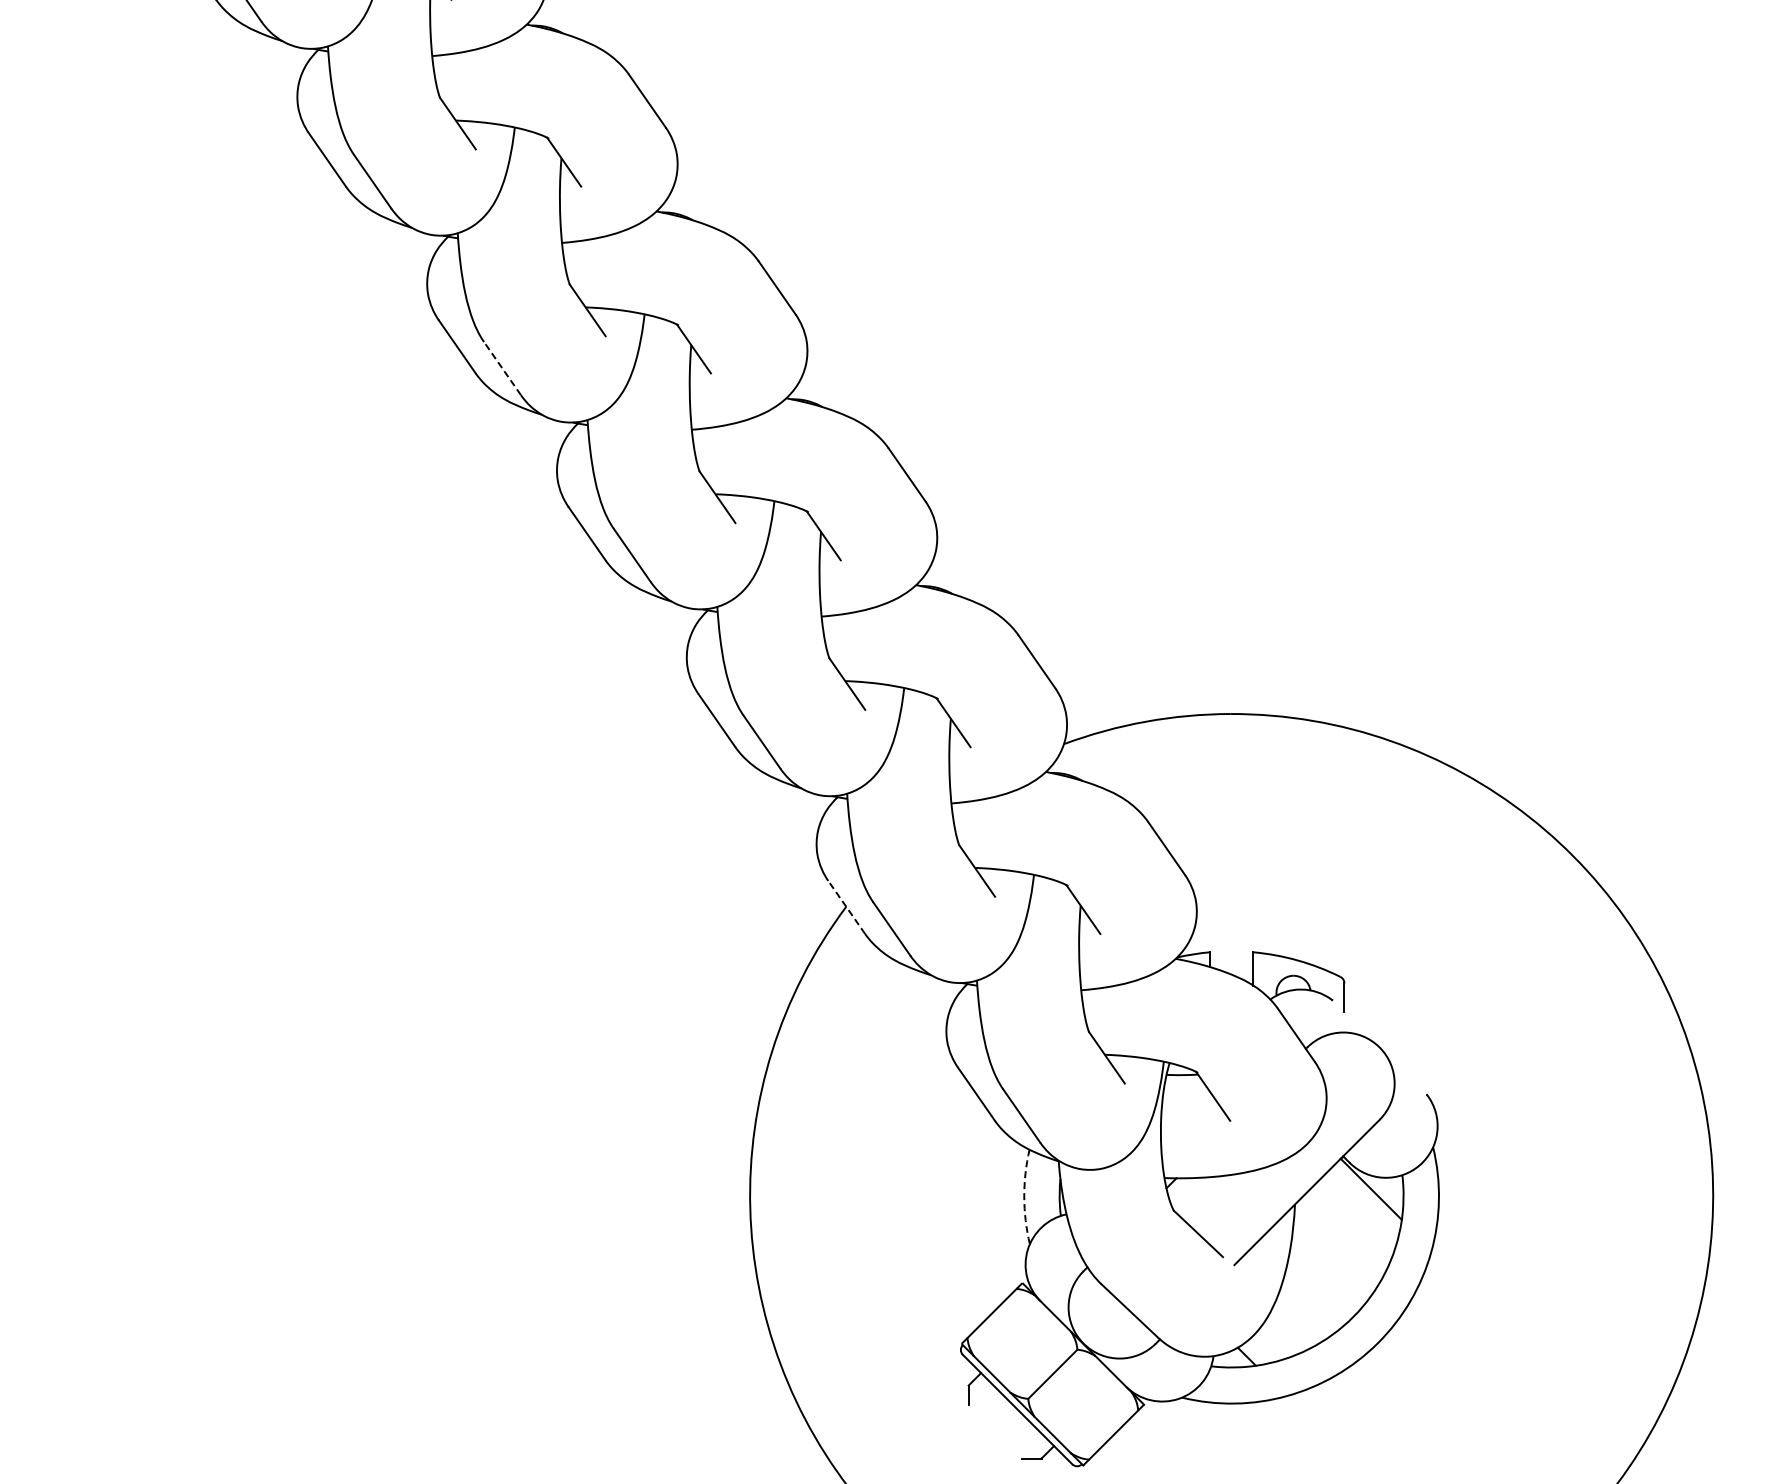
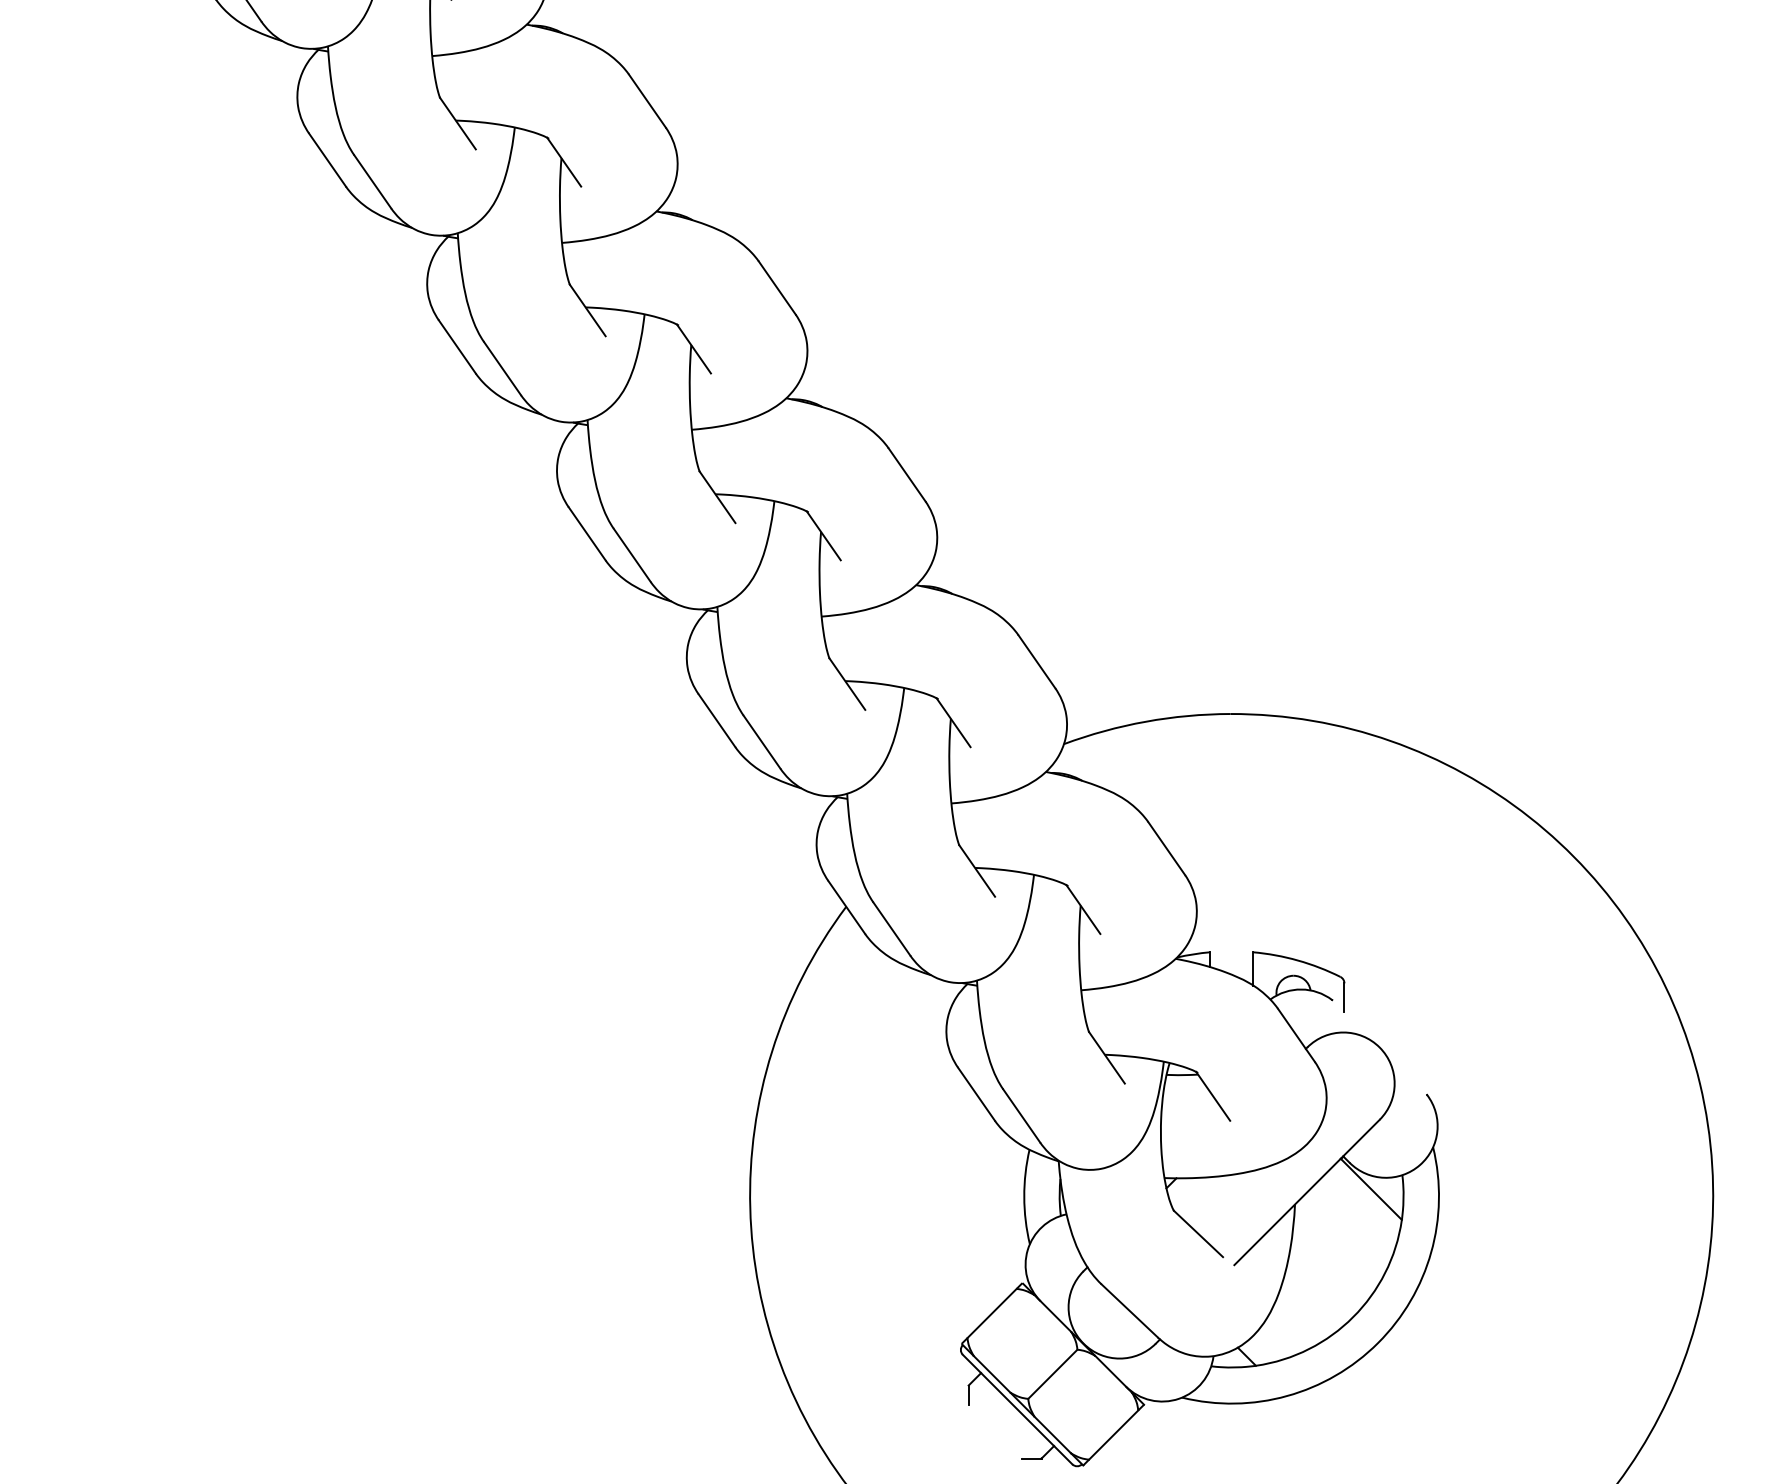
line: dashed -> solid (502, 368)
line: dashed -> solid (846, 907)
arc: dashed -> solid (1024, 1196)
